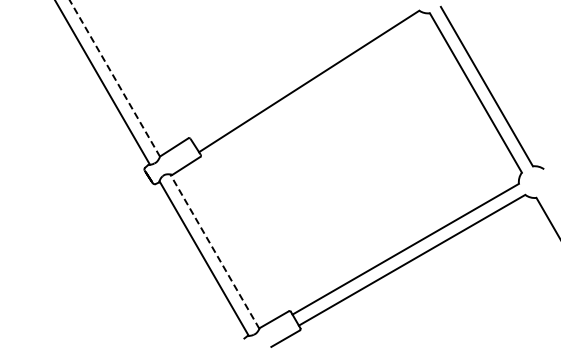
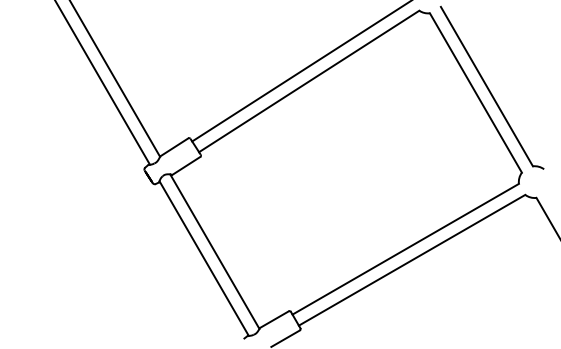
line: none -> present (300, 71)
line: dashed -> solid (114, 78)
line: dashed -> solid (214, 251)
